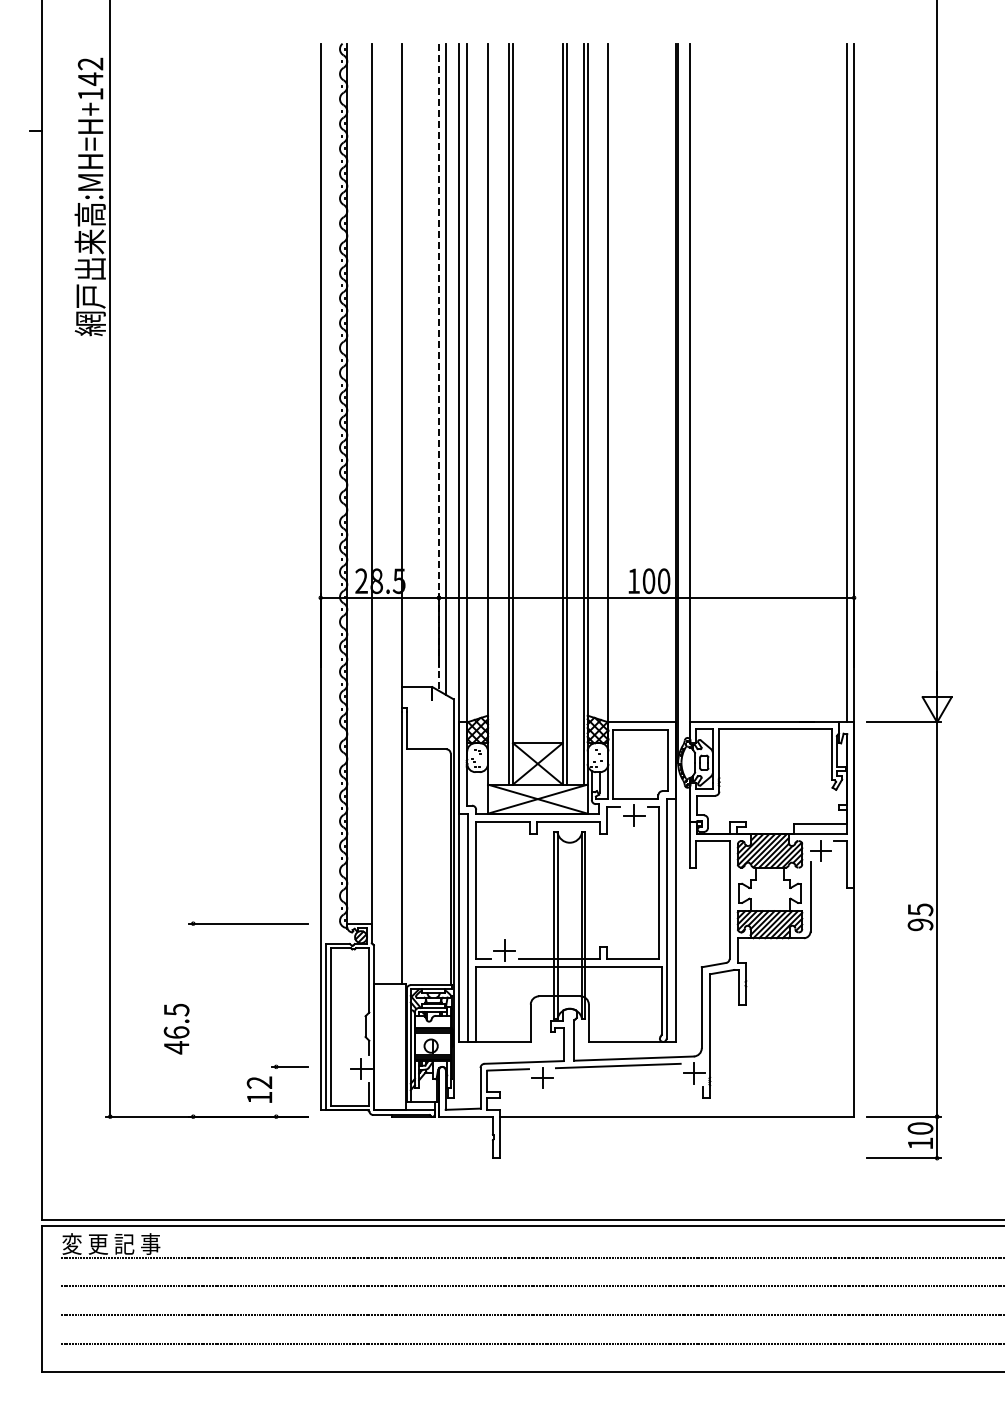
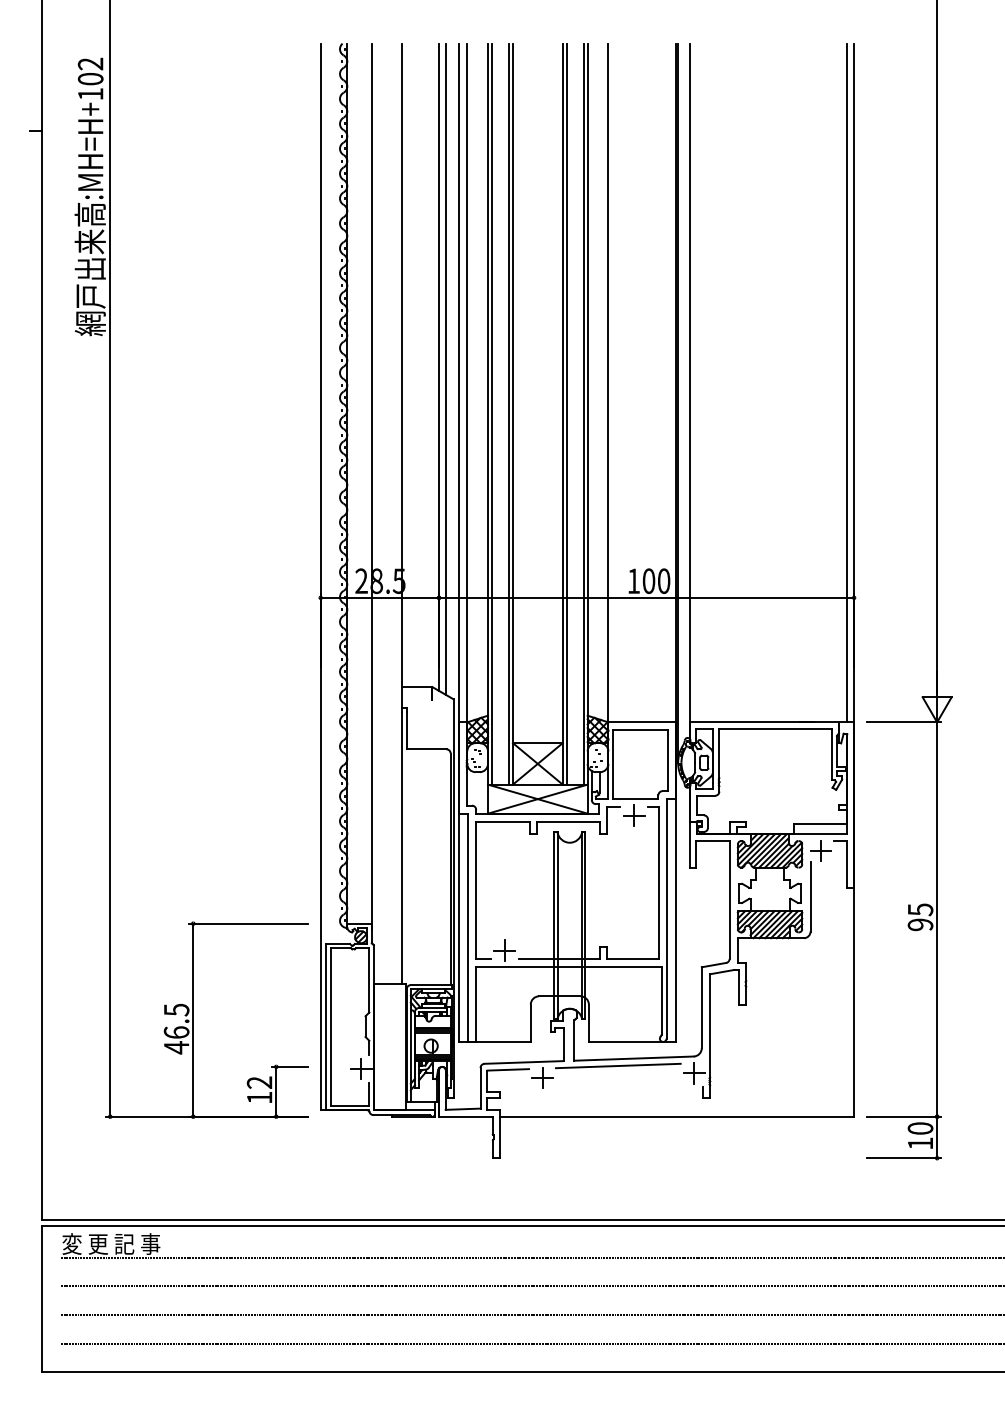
text: :MH=H+142 -> :MH=H+102 (90, 79)
line: dashed -> solid (439, 367)
line: none -> present (492, 413)
line: none -> present (193, 1019)
line: none -> present (276, 1091)
